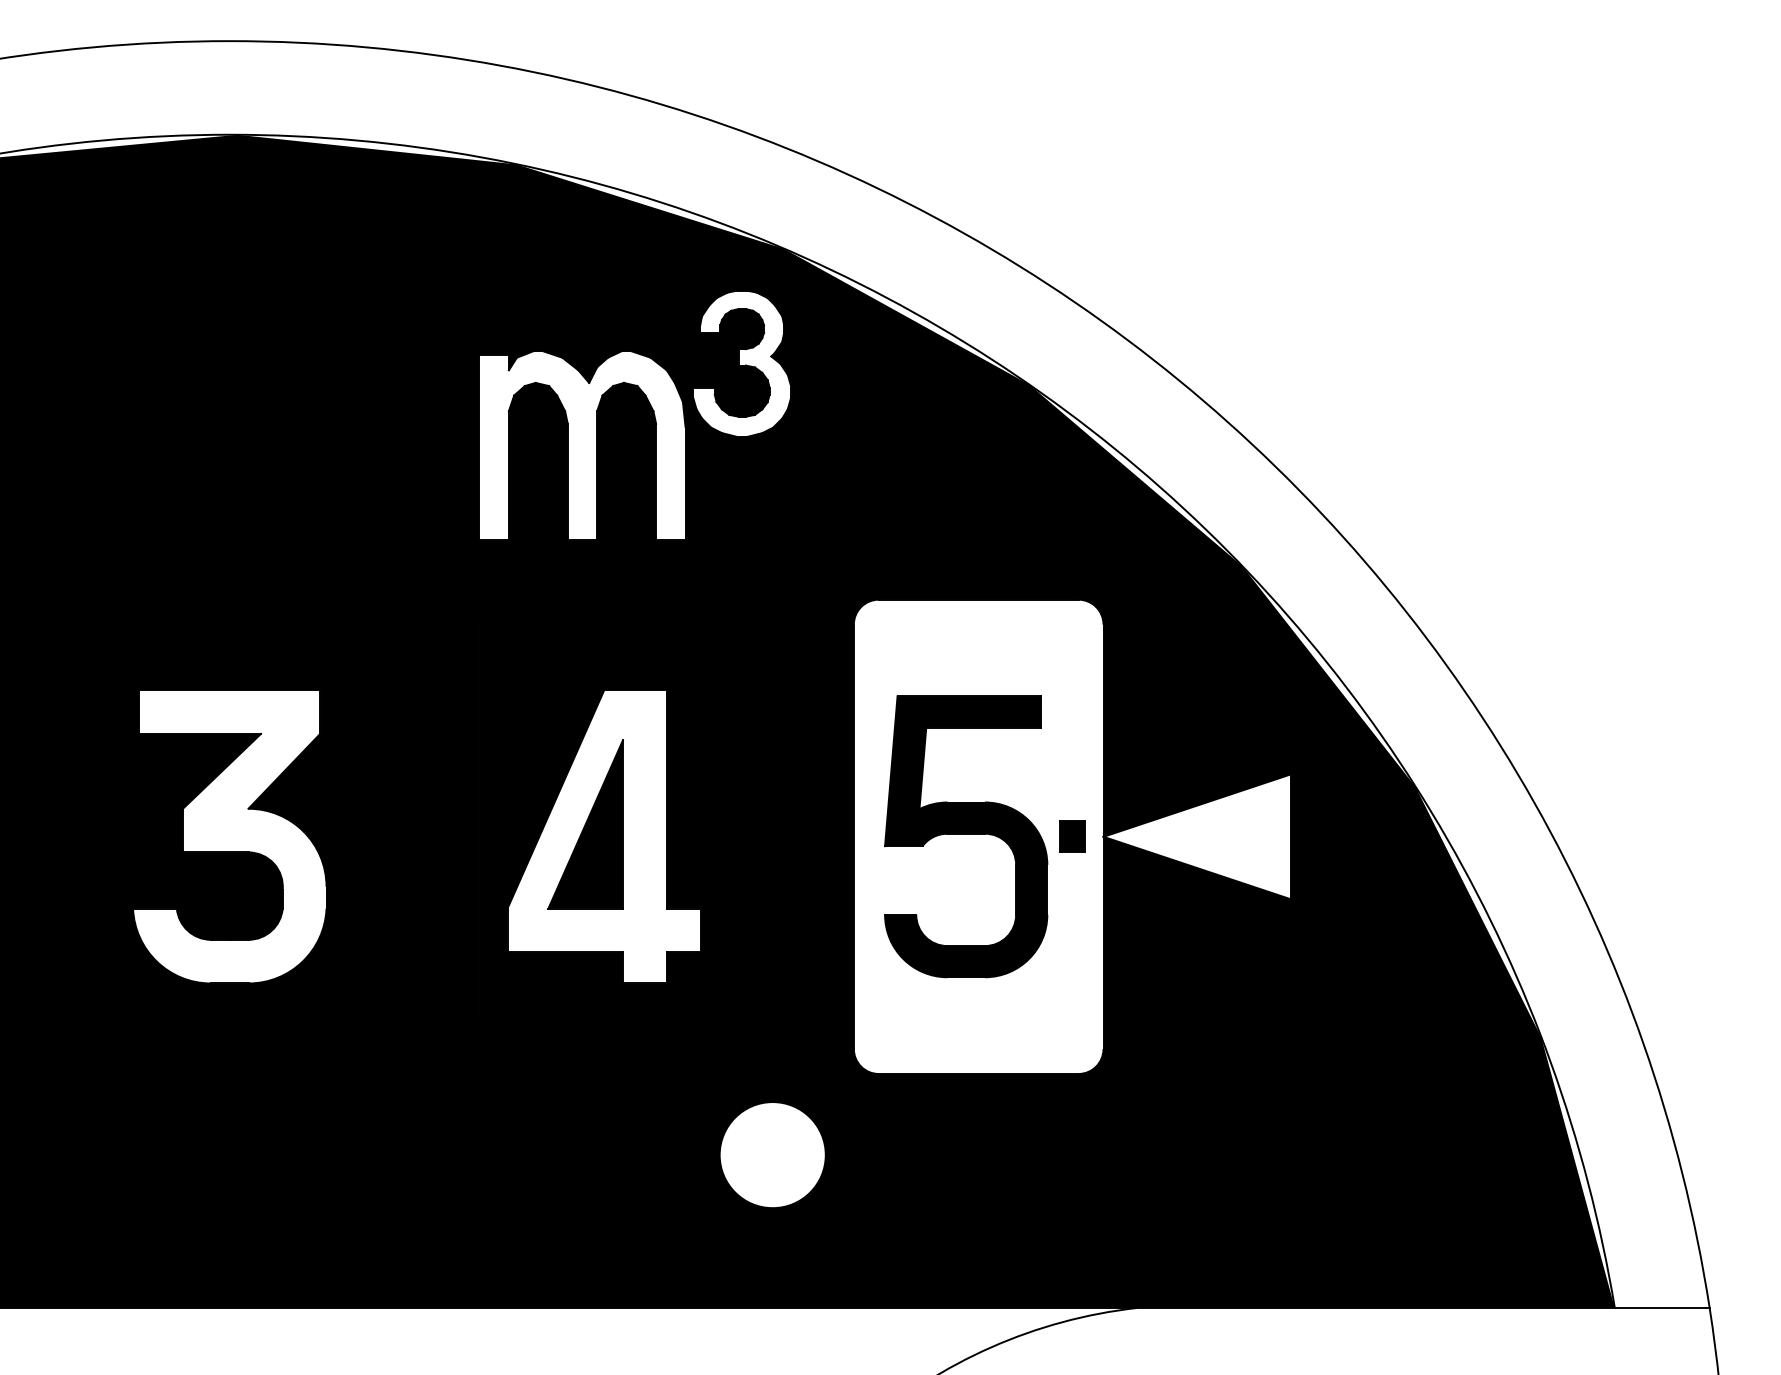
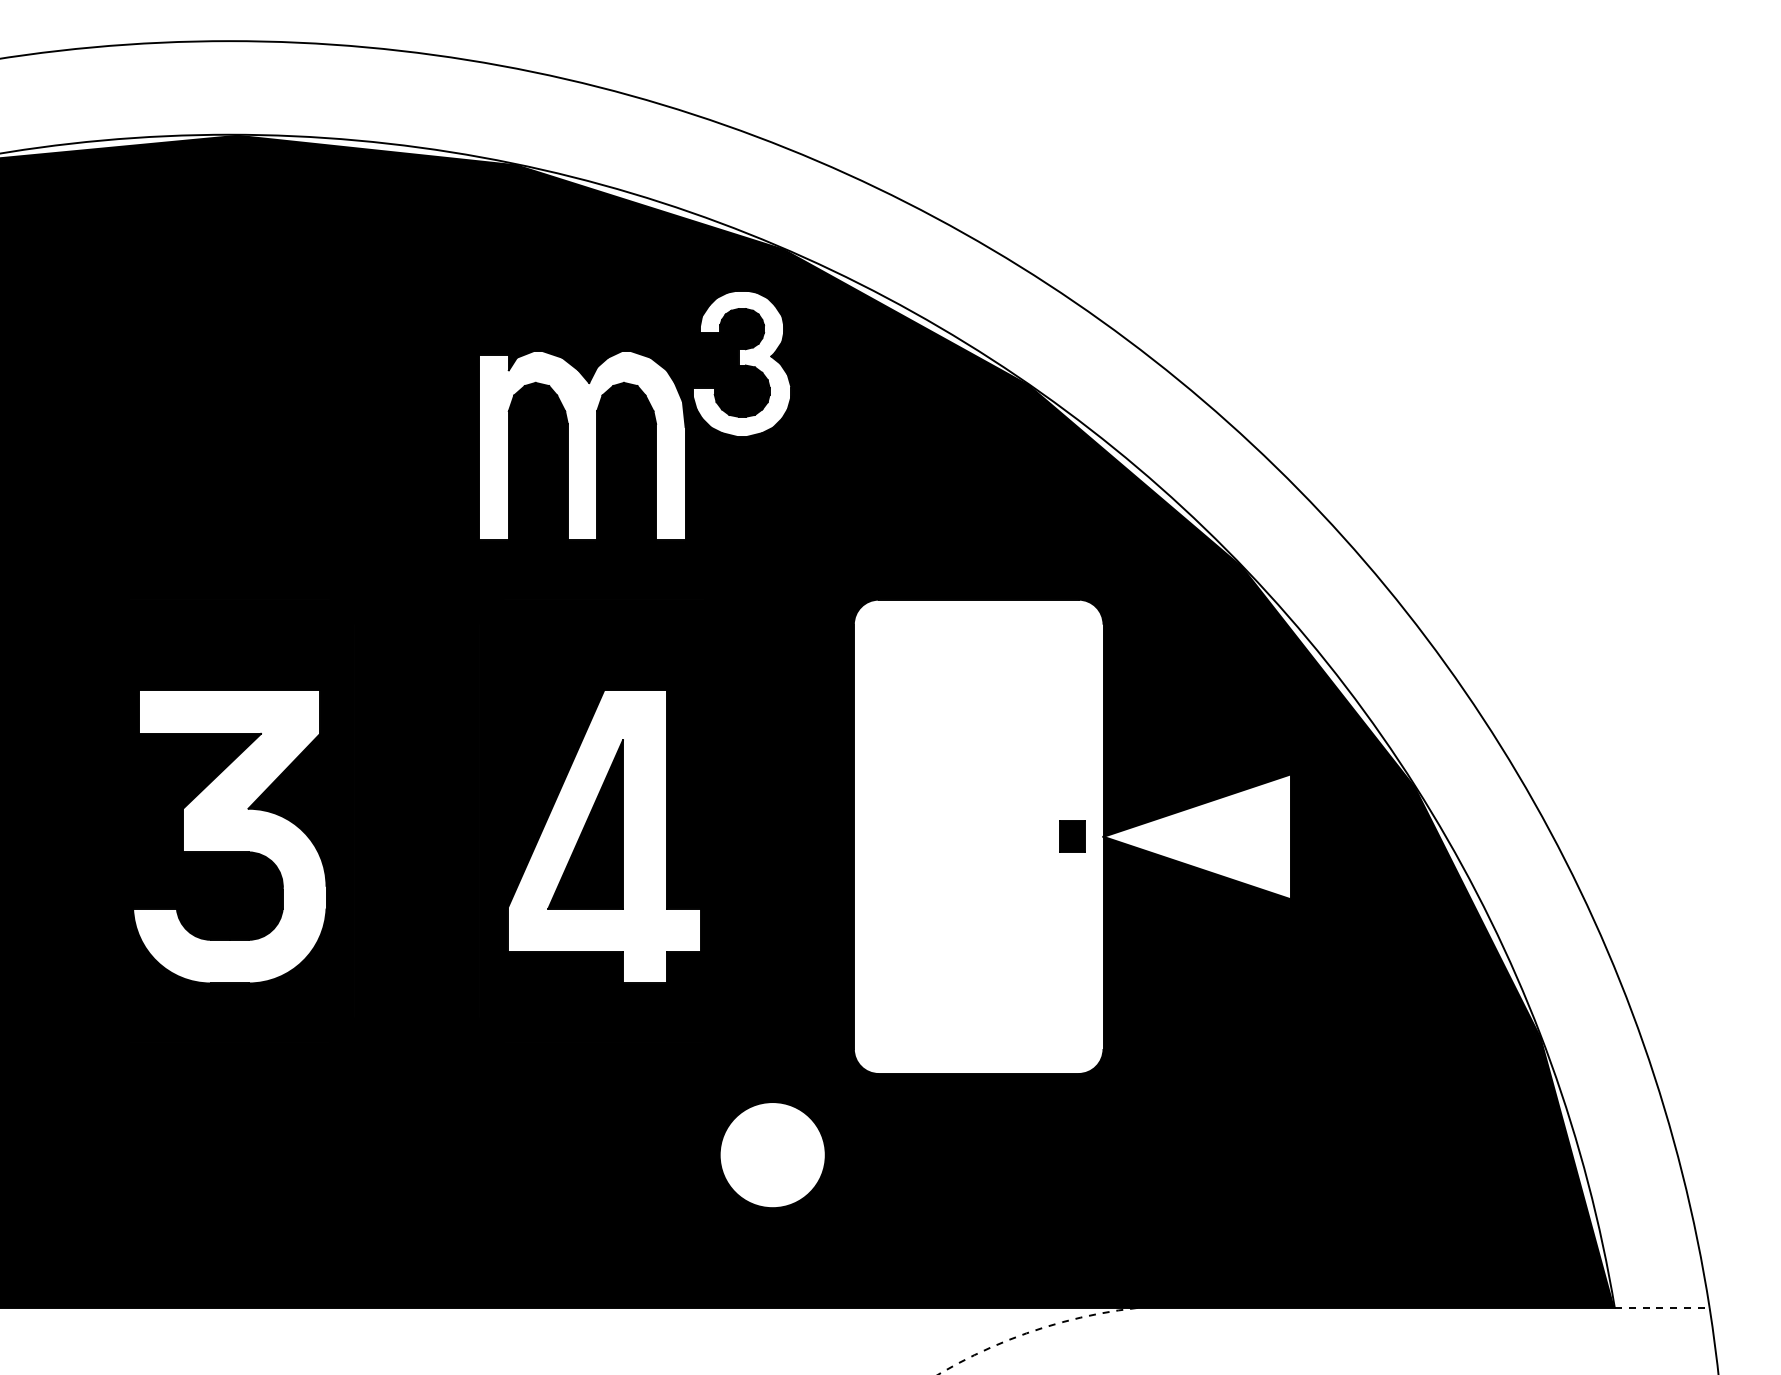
part: present -> none (966, 836)
line: solid -> dashed (1662, 1308)
arc: solid -> dashed (1034, 1330)
